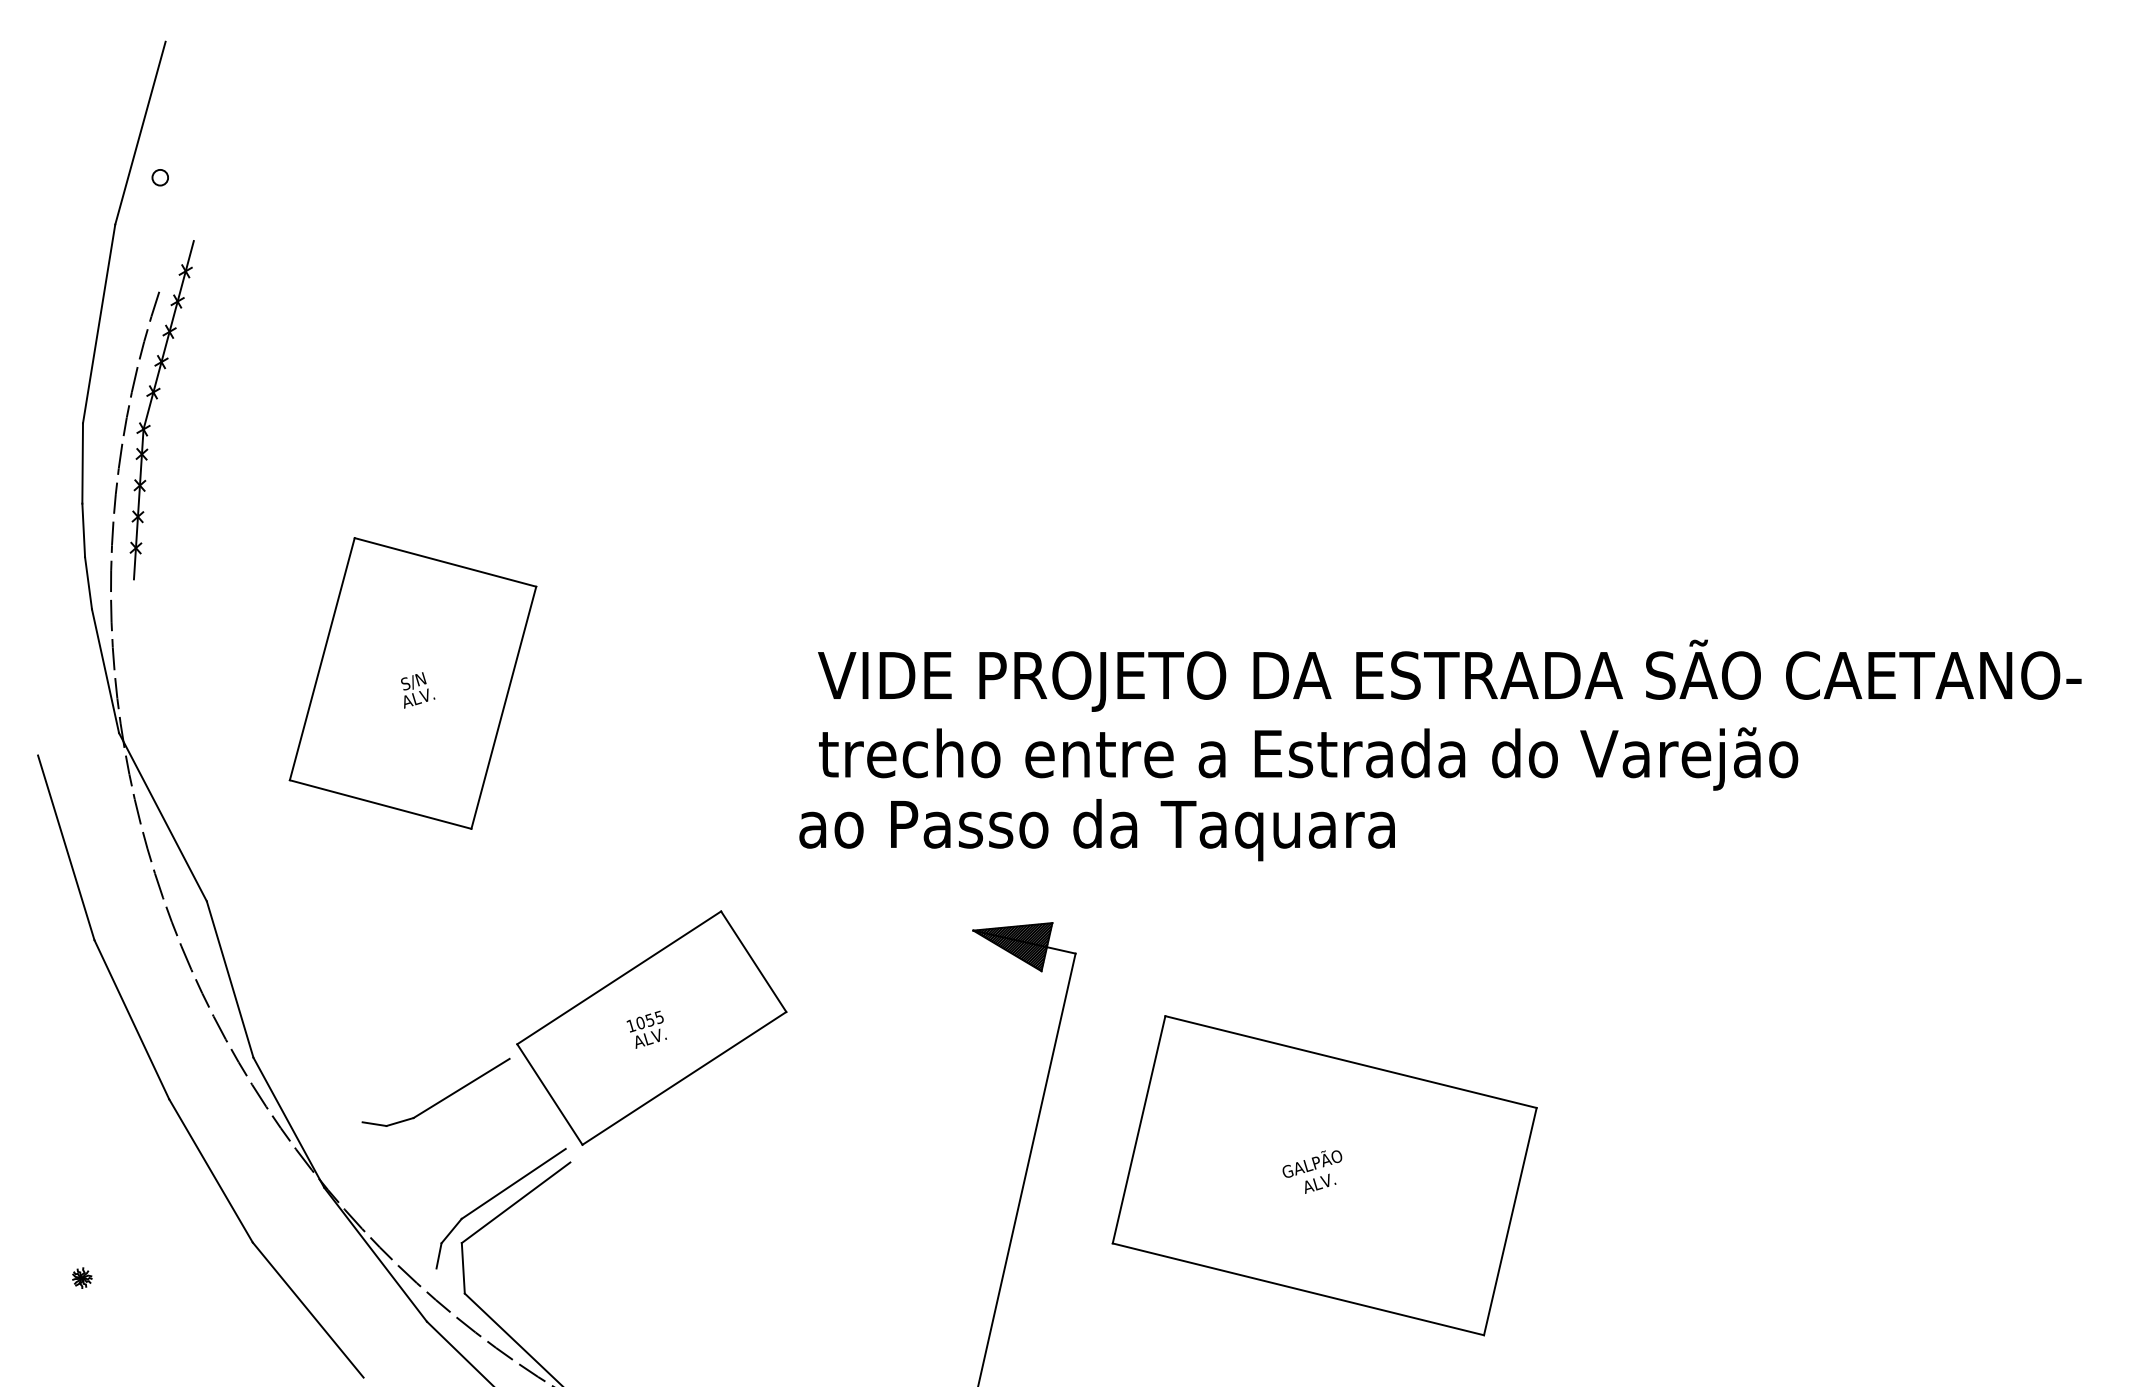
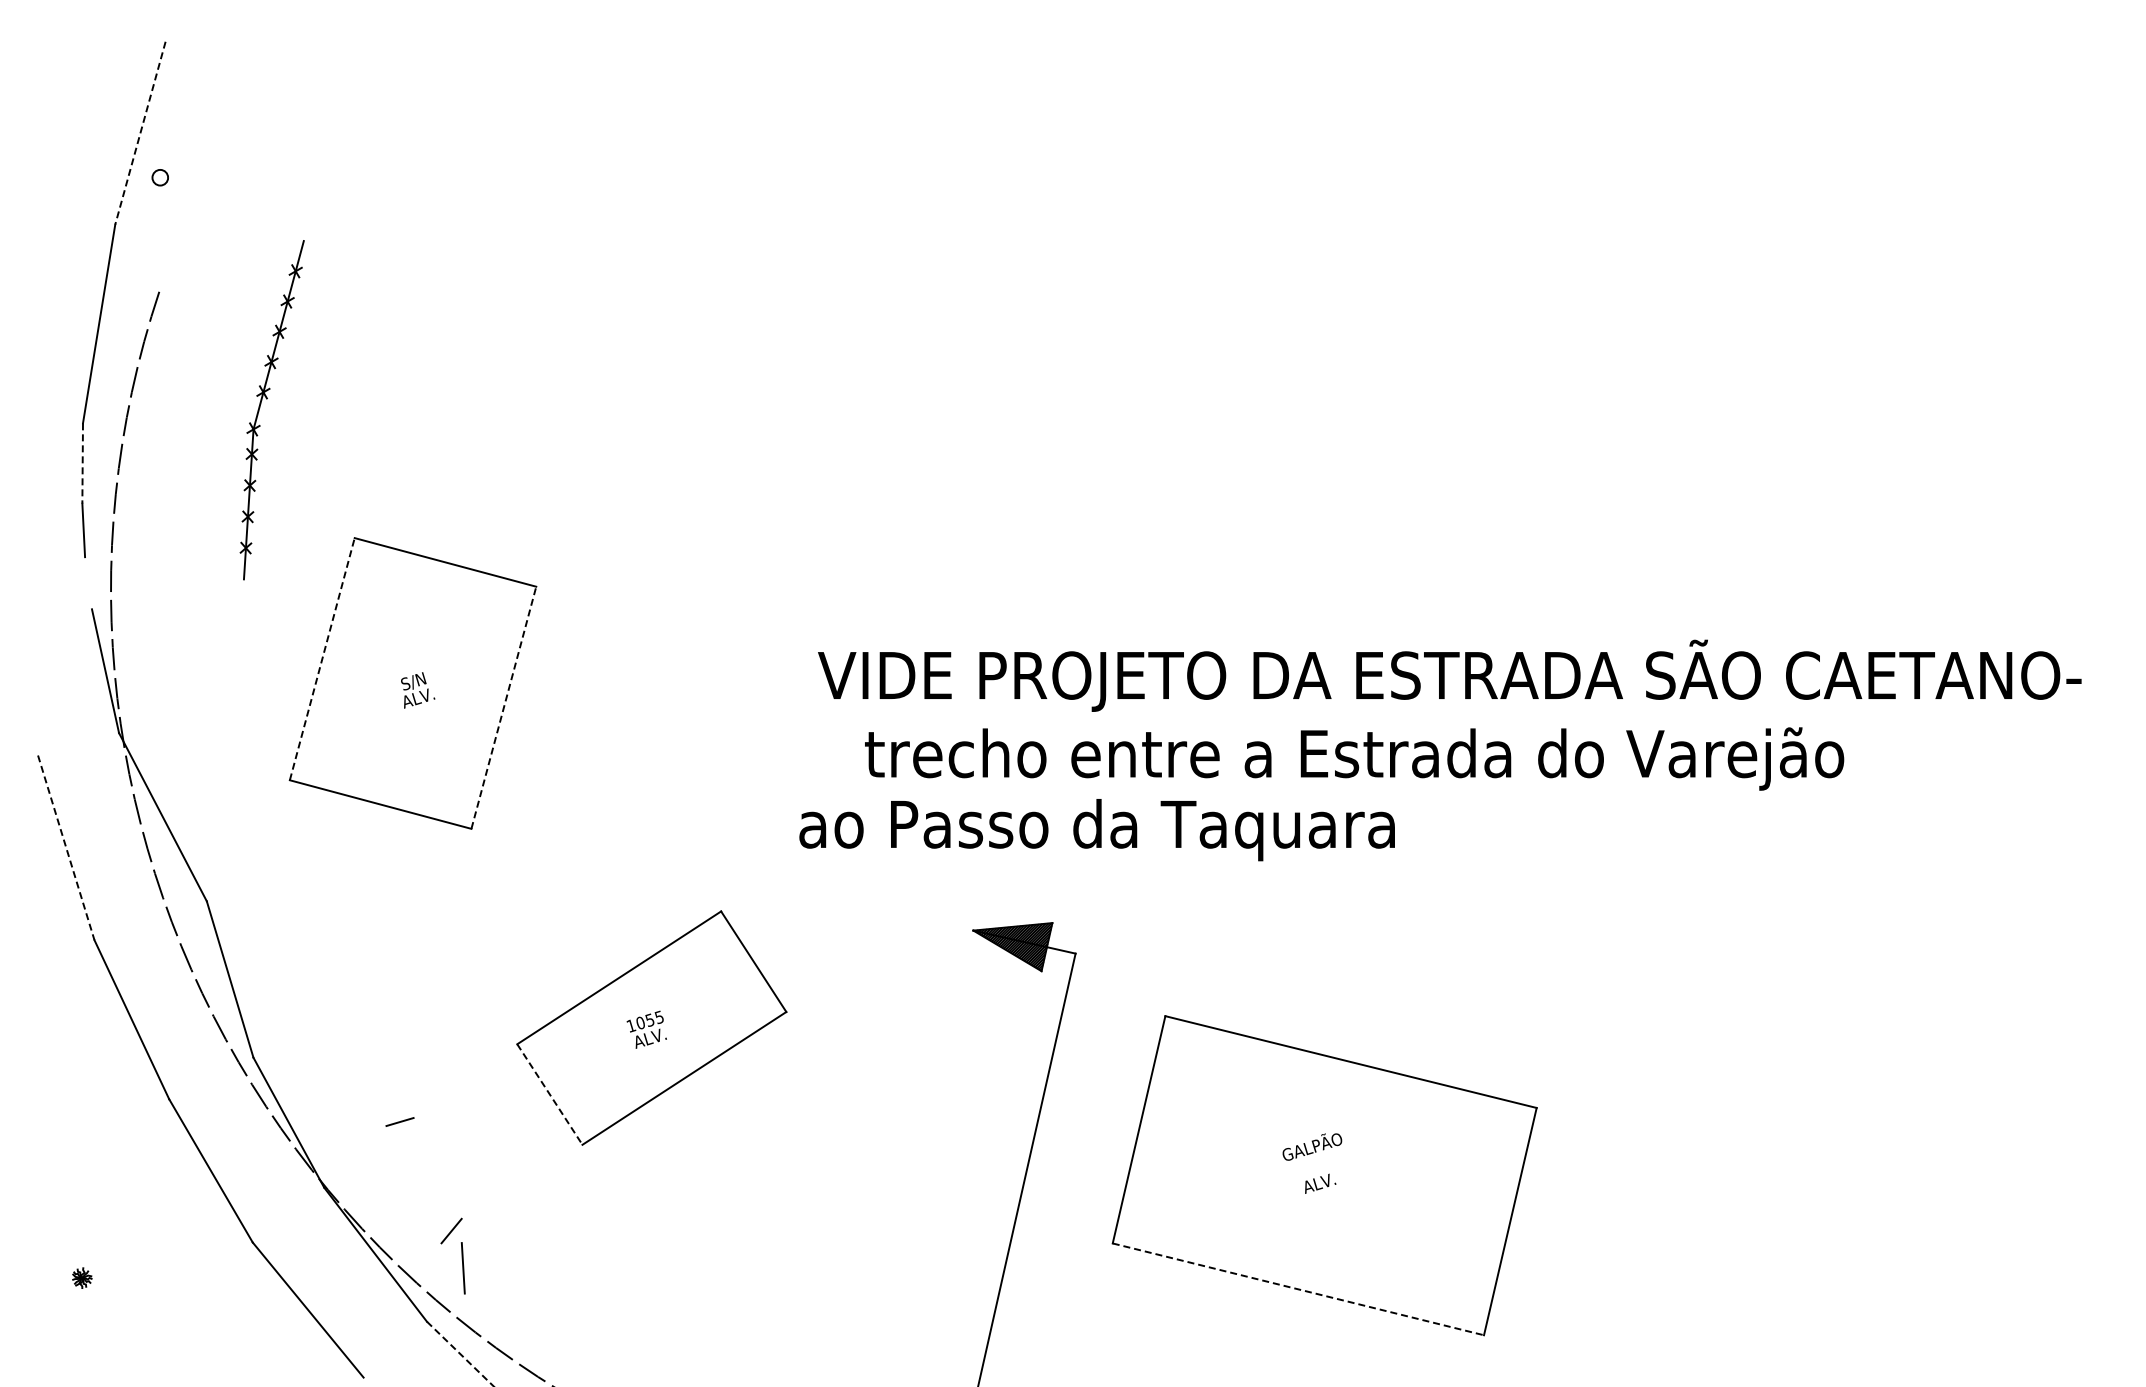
line: solid -> dashed (140, 133)
part position: (150, 408) -> (260, 408) (260, 408)
line: solid -> dashed (82, 464)
line: present -> none (88, 583)
line: solid -> dashed (322, 658)
line: solid -> dashed (503, 707)
text position: (1308, 758) -> (1354, 758) (1354, 758)
line: solid -> dashed (66, 847)
line: present -> none (461, 1088)
line: solid -> dashed (549, 1094)
line: present -> none (374, 1124)
text position: (1312, 1163) -> (1312, 1146) (1312, 1146)
line: present -> none (513, 1183)
line: present -> none (515, 1202)
line: present -> none (438, 1255)
line: solid -> dashed (1298, 1289)
line: present -> none (511, 1338)
line: solid -> dashed (460, 1354)
